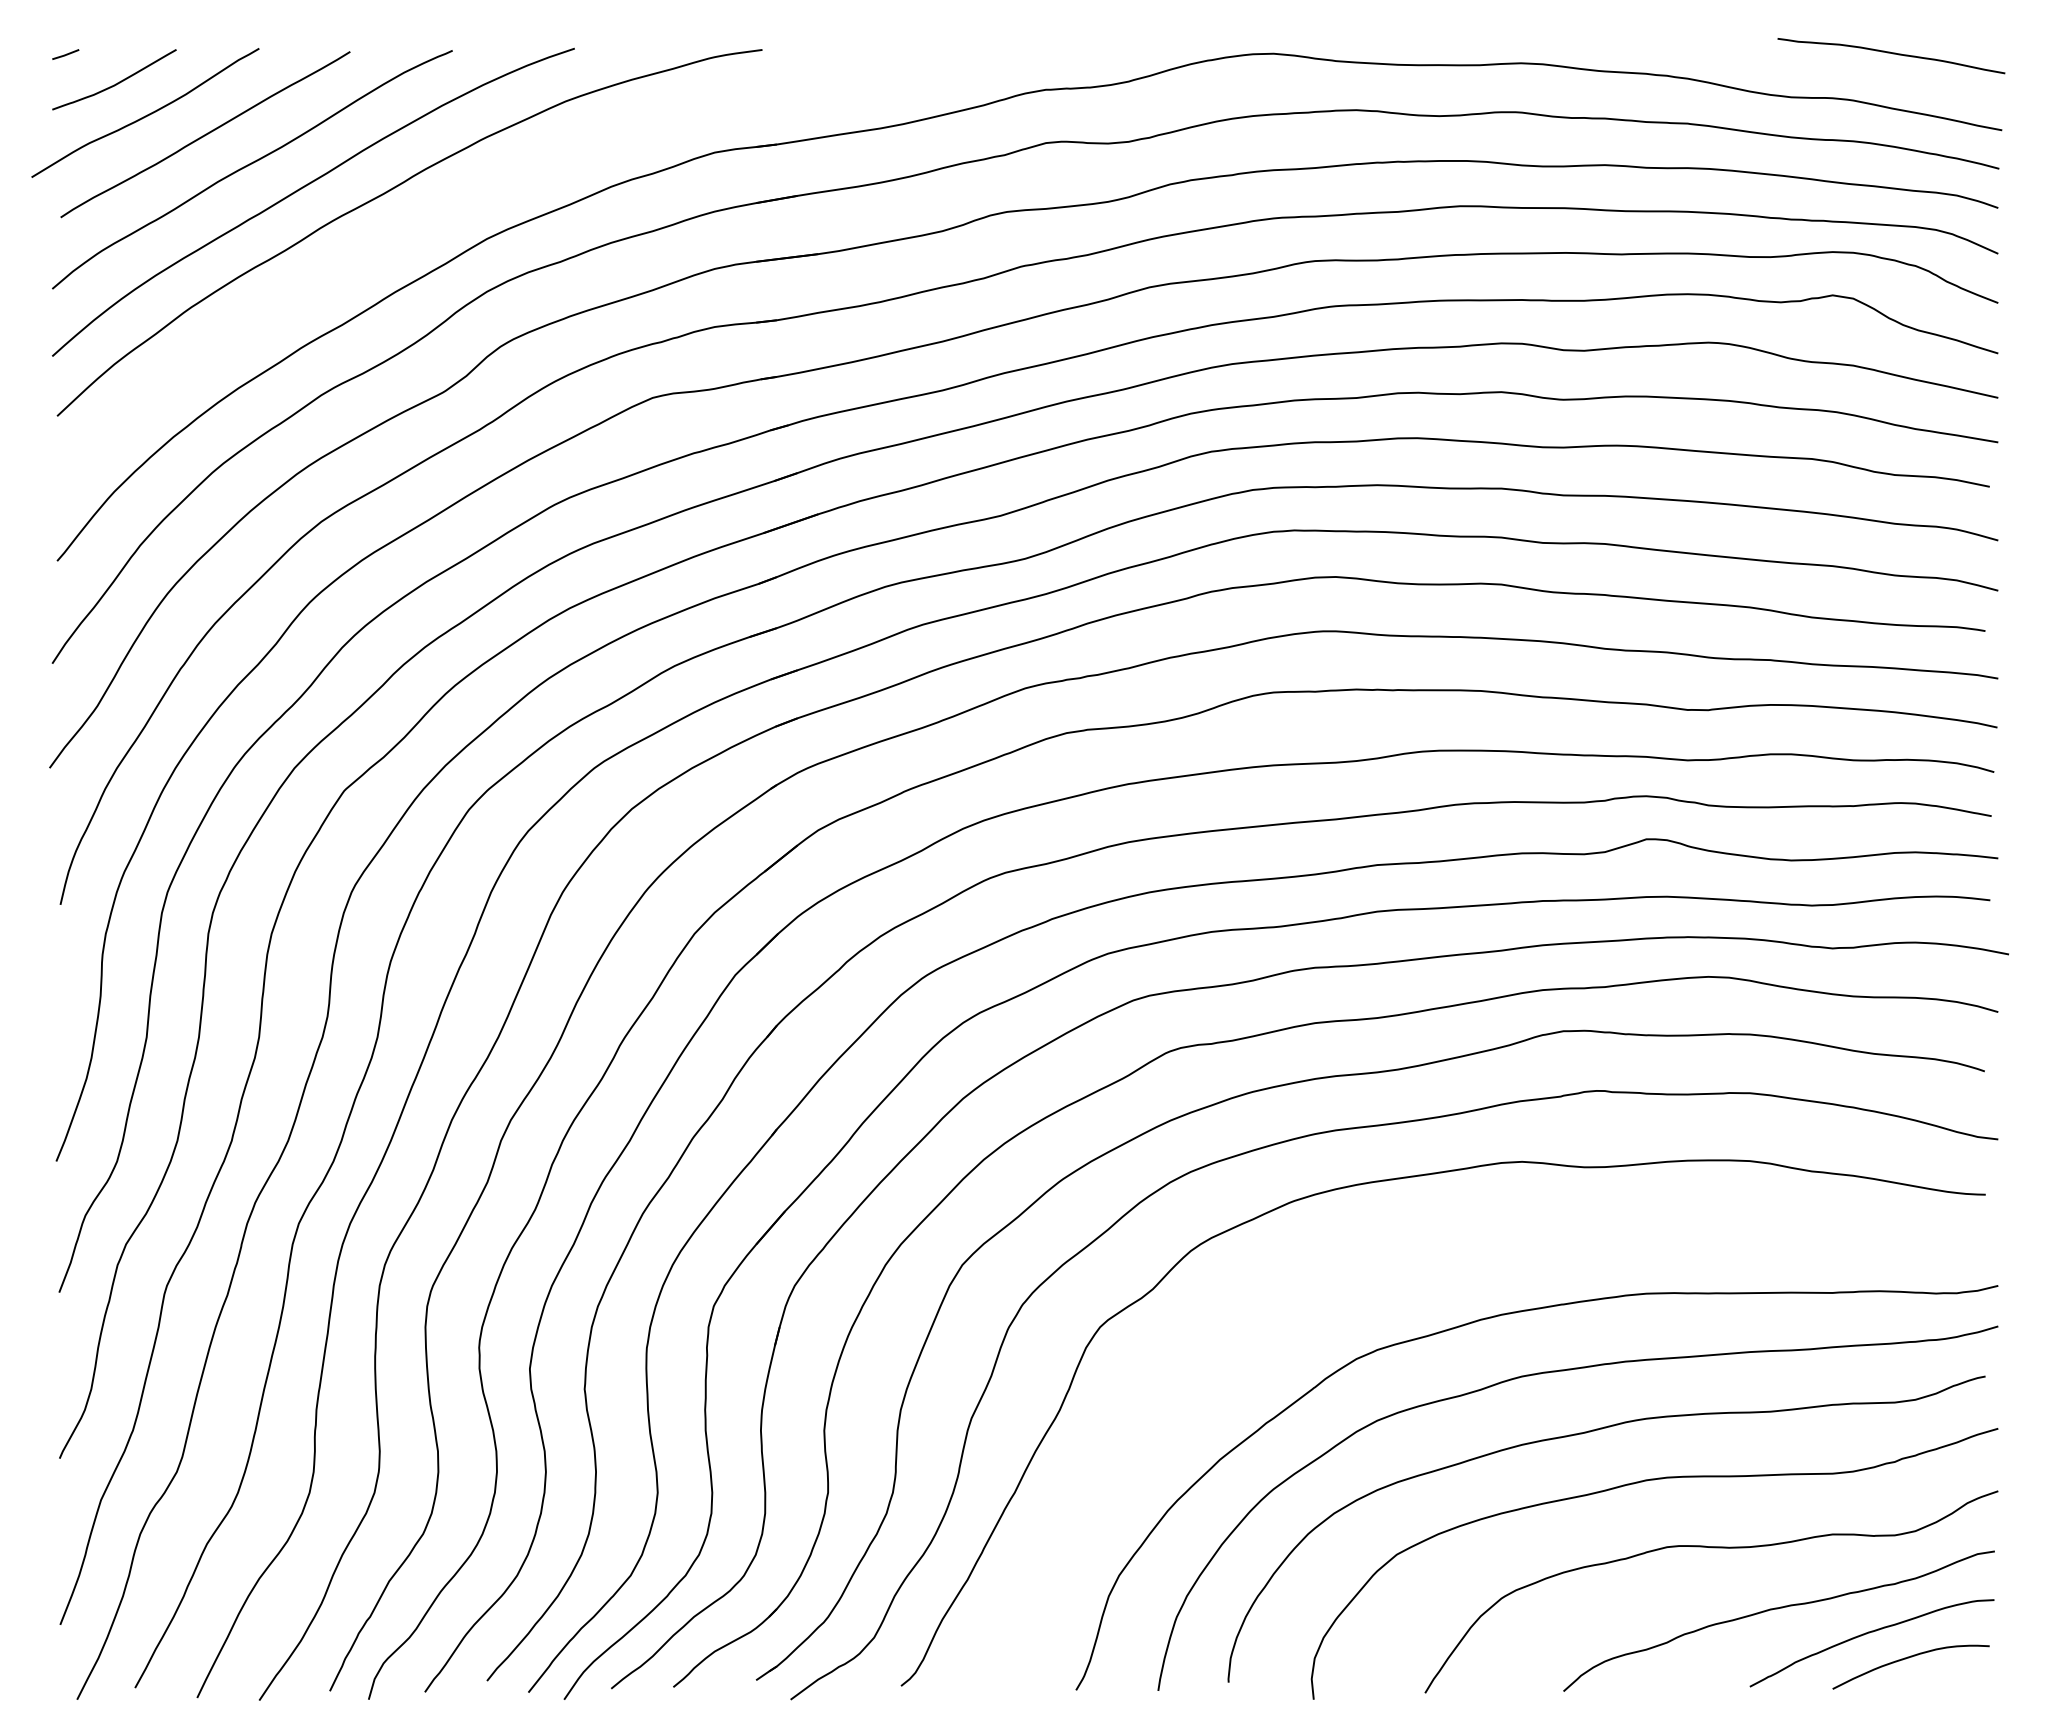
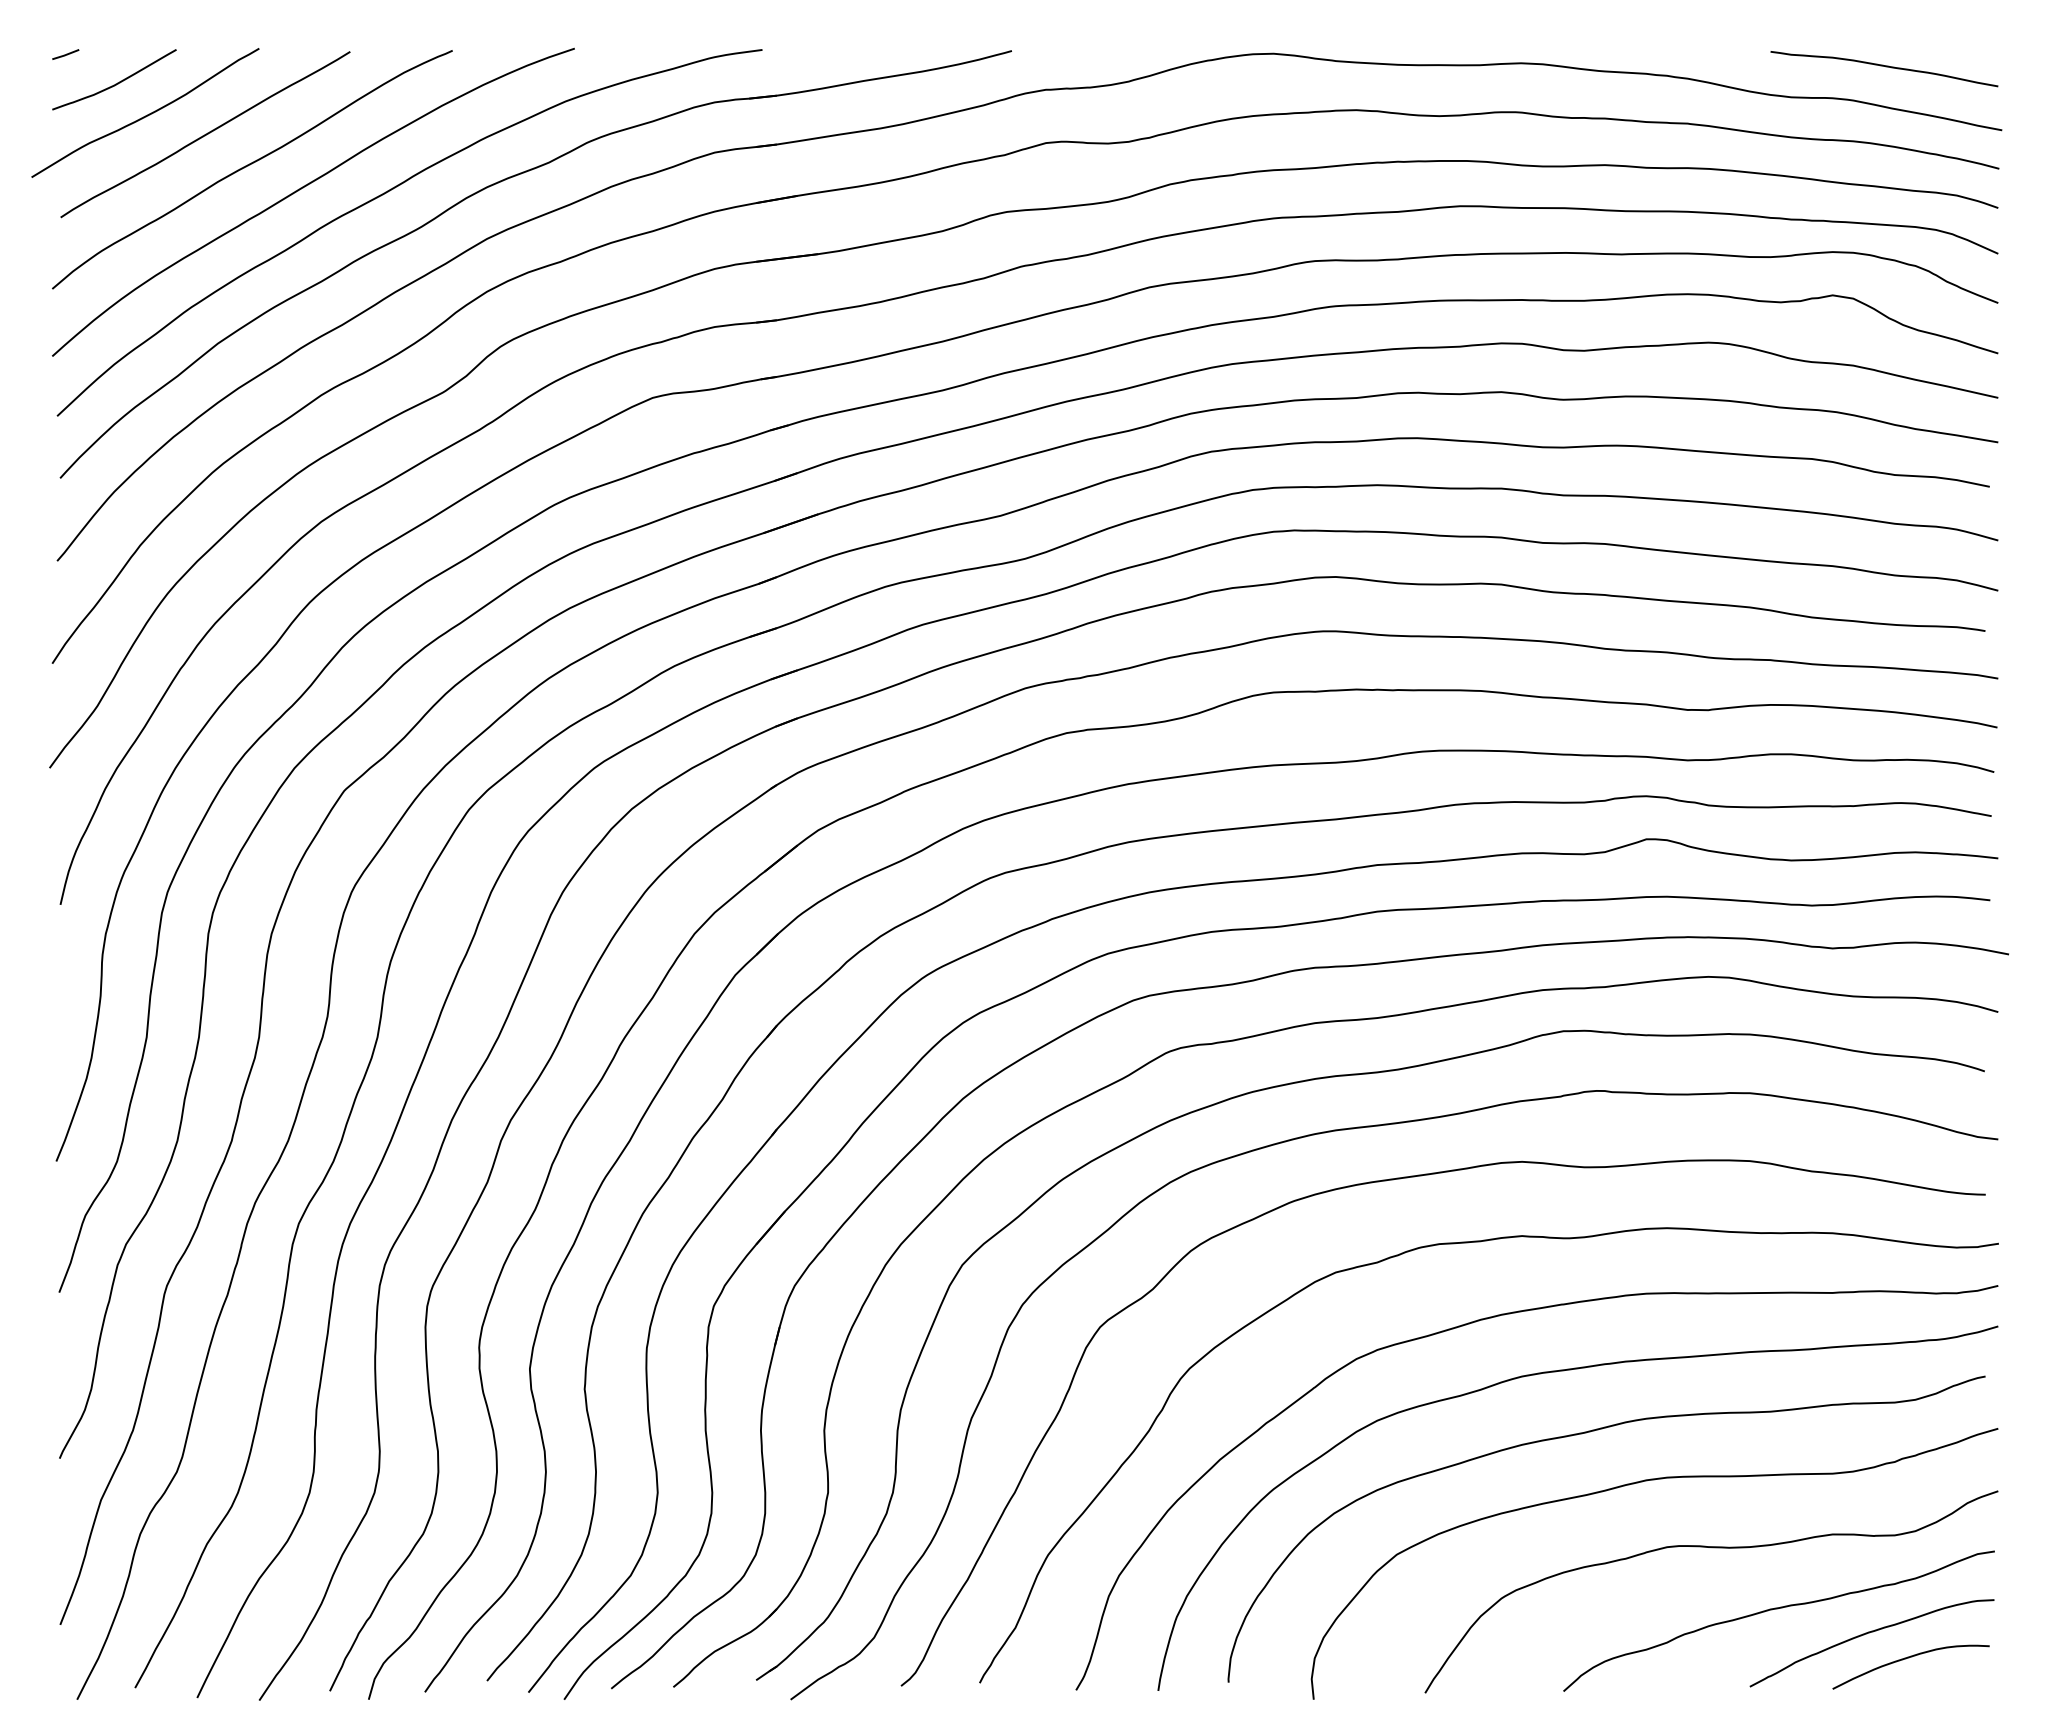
curve position: (1892, 54) -> (1885, 67) (1885, 67)
part: none -> present (501, 182)
curve: none -> present (1468, 1243)
